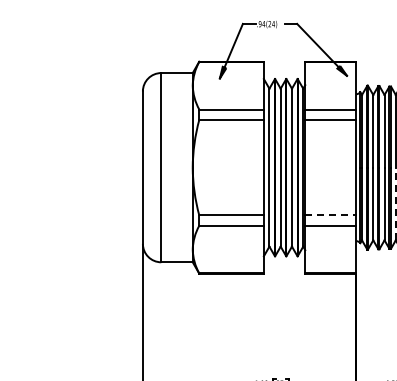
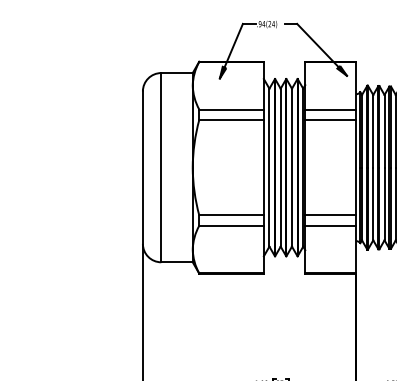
line: dashed -> solid (395, 203)
line: dashed -> solid (330, 215)
